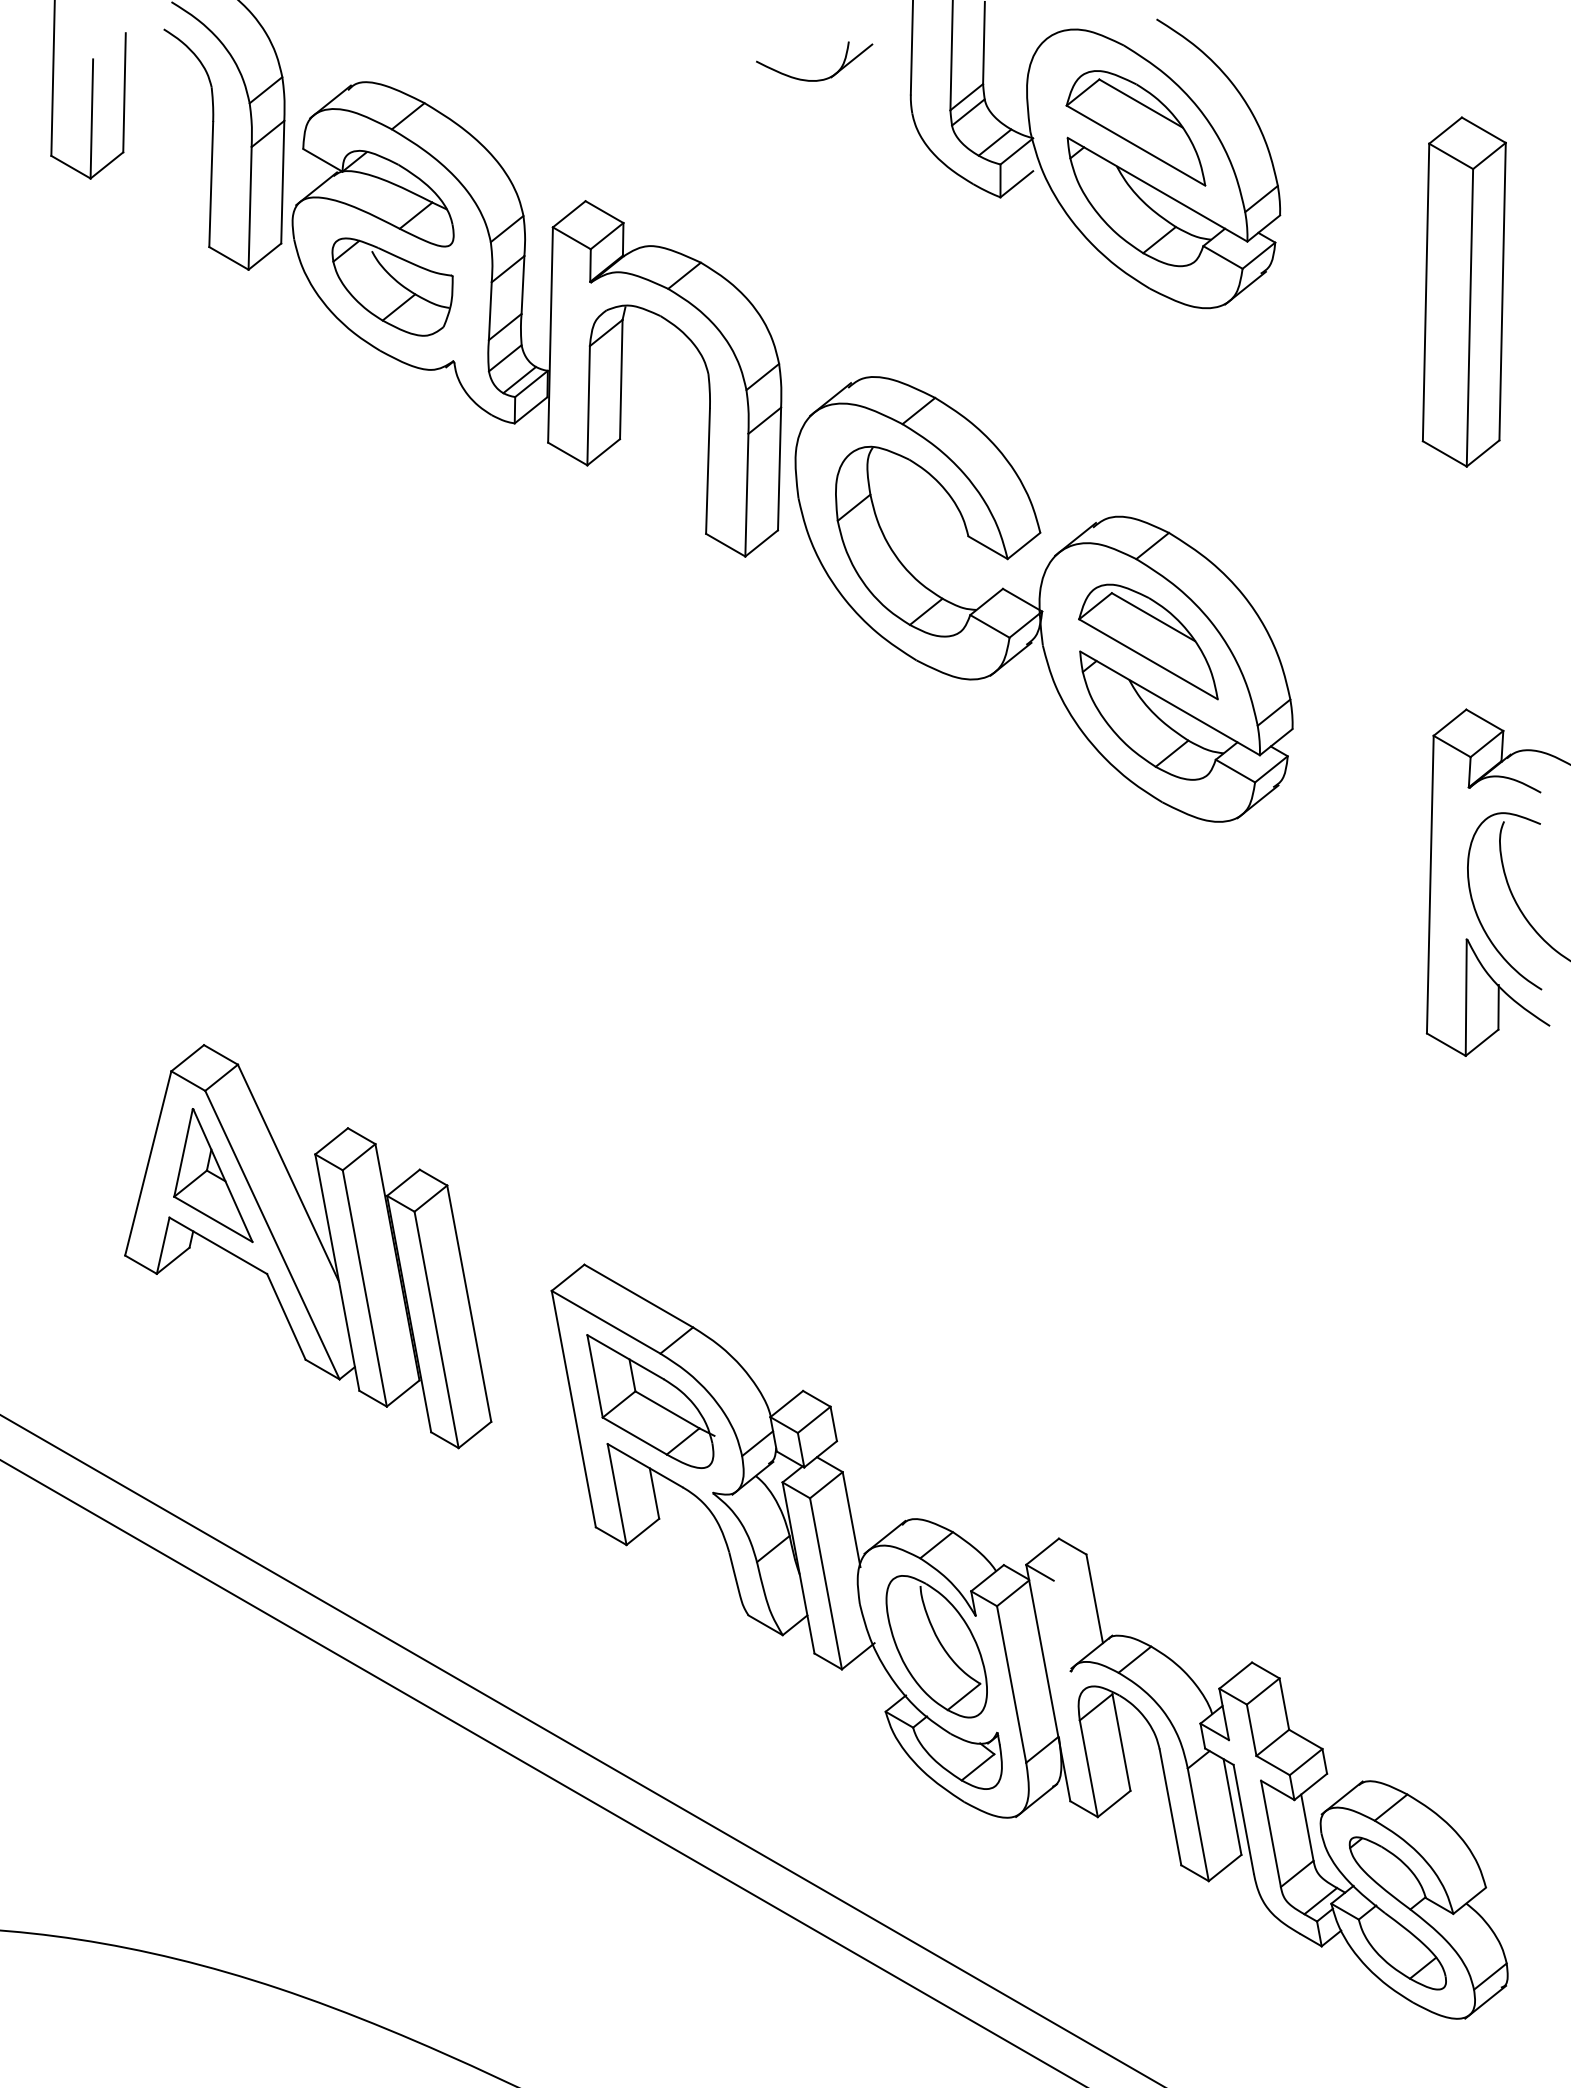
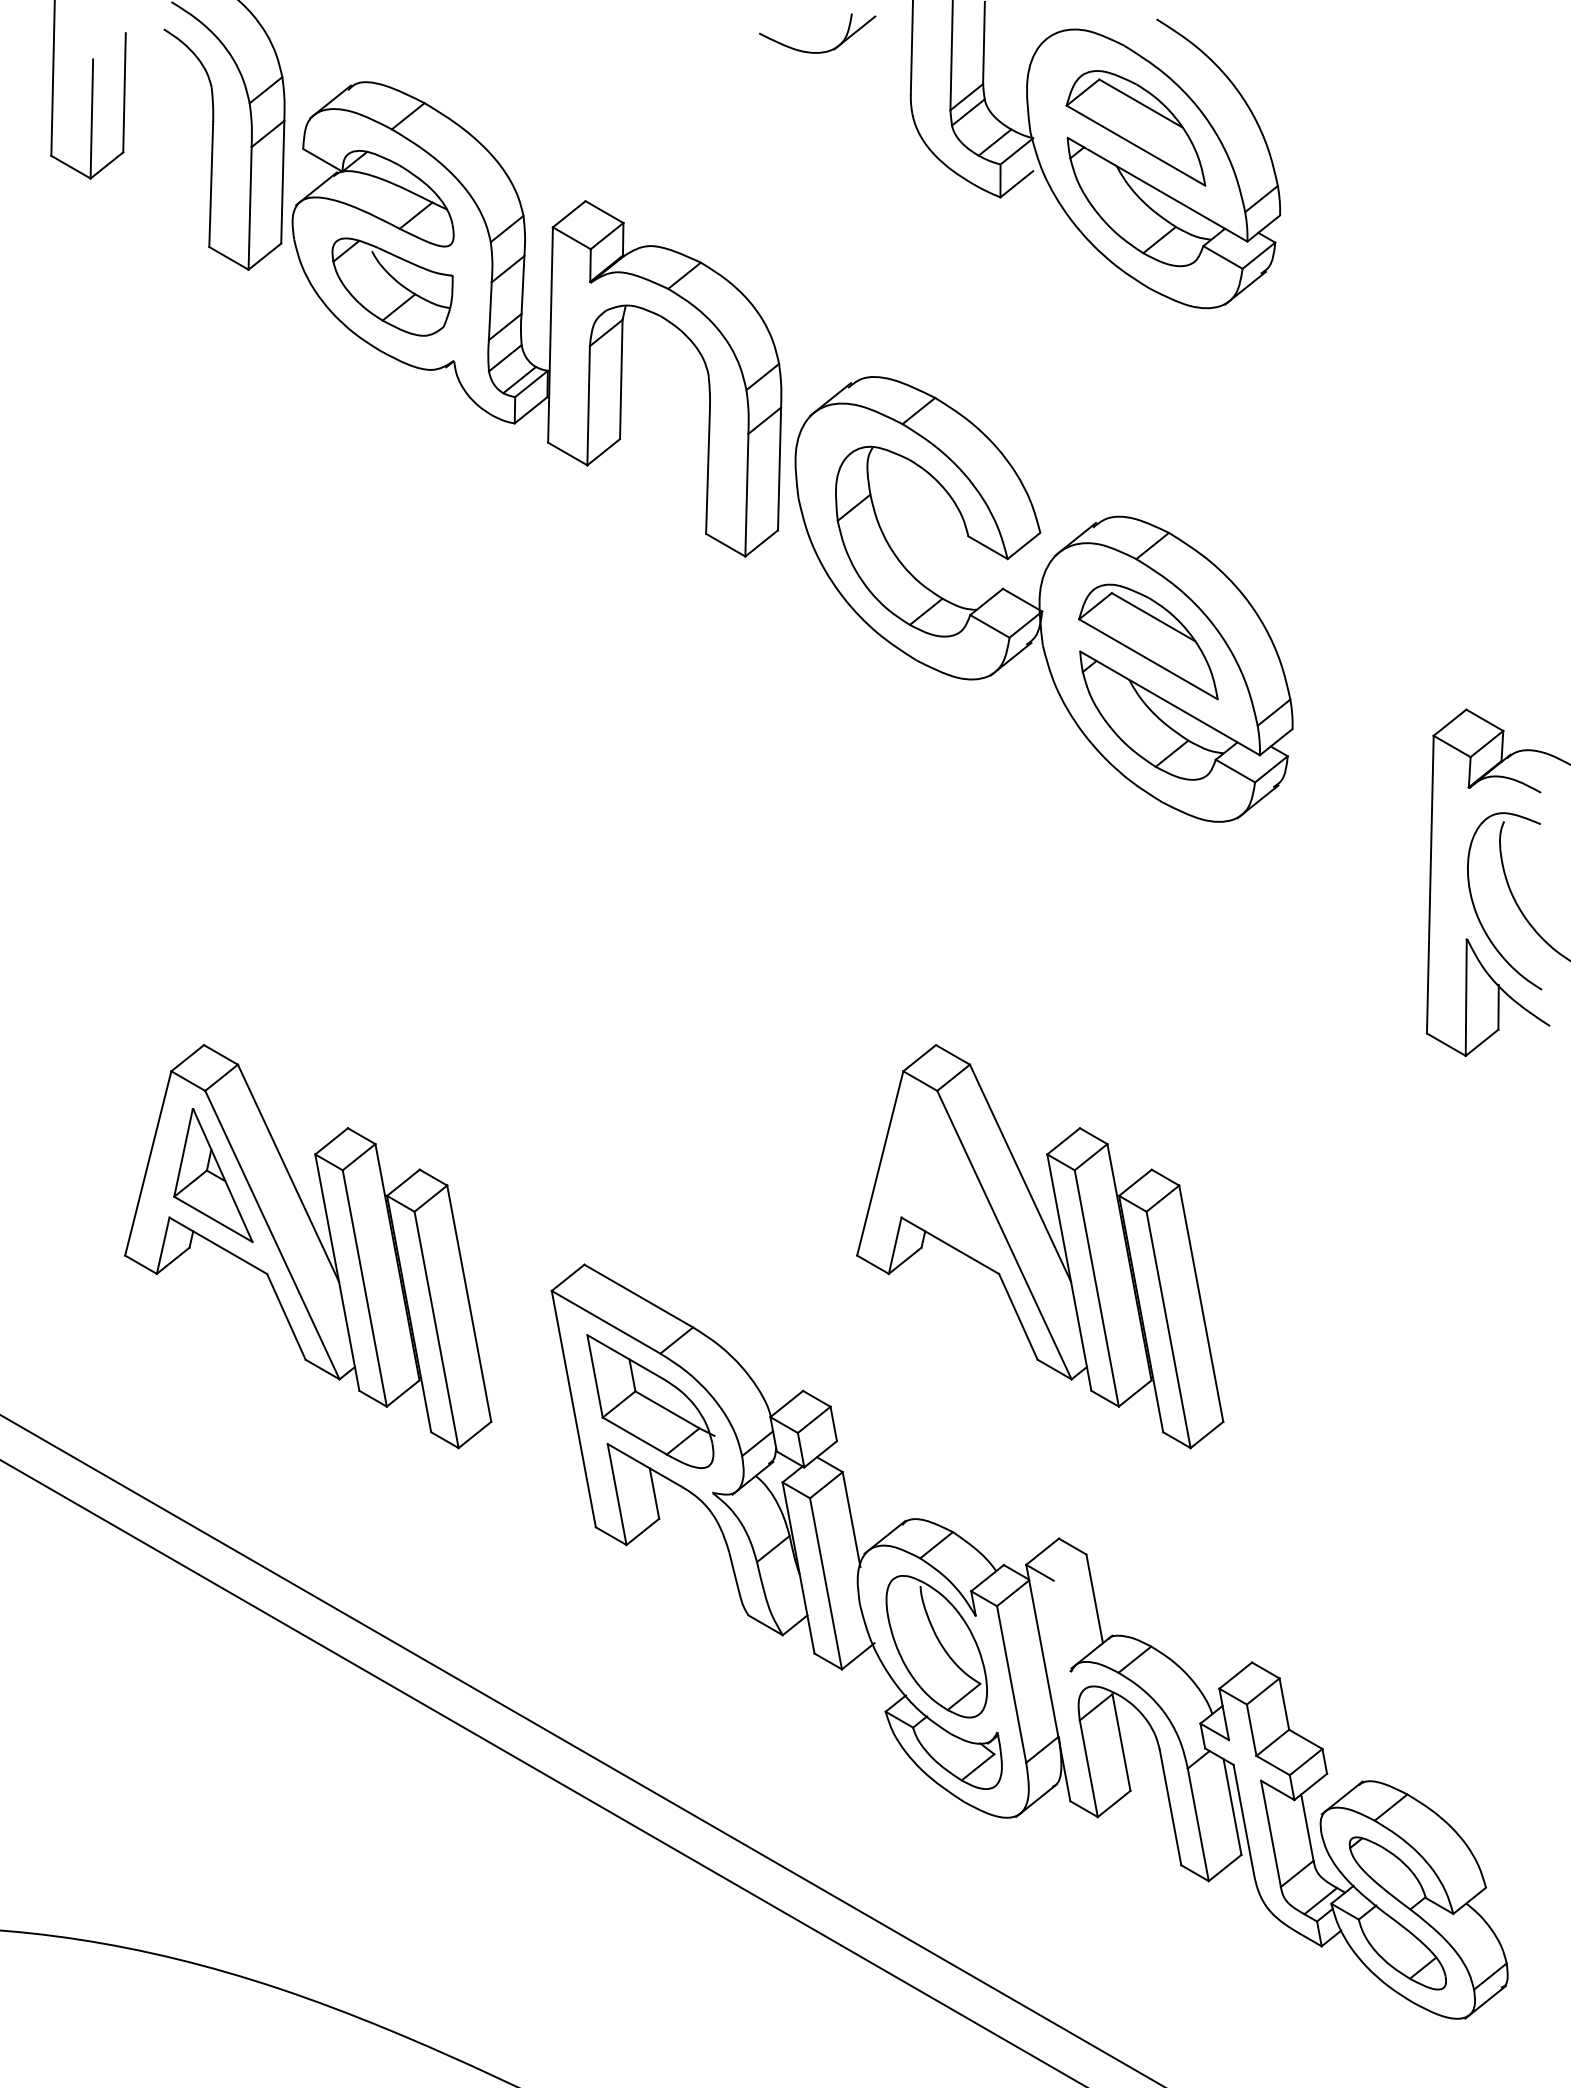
part position: (817, 79) -> (820, 51) (820, 51)
part: present -> none (1463, 291)
part: none -> present (1040, 1246)
